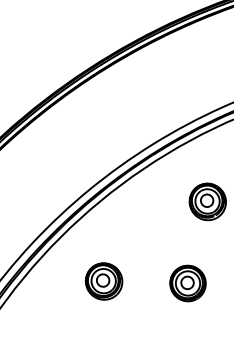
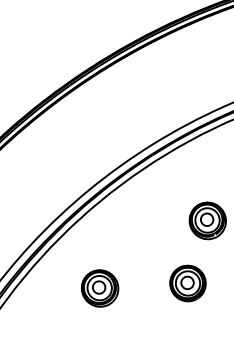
part position: (207, 201) -> (207, 220) (207, 220)
part position: (104, 281) -> (100, 288) (100, 288)
